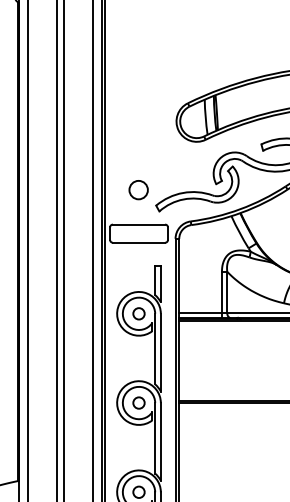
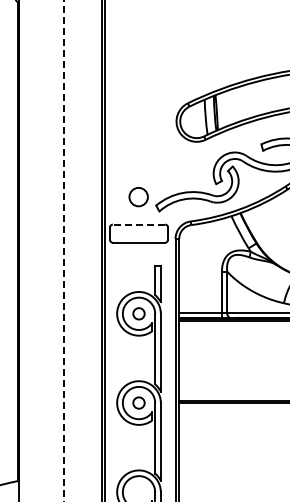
circle position: (138, 190) -> (138, 197) (138, 197)
line: solid -> dashed (138, 224)
line: present -> none (28, 250)
line: present -> none (56, 250)
line: present -> none (92, 250)
line: solid -> dashed (64, 251)
circle: present -> none (138, 491)
